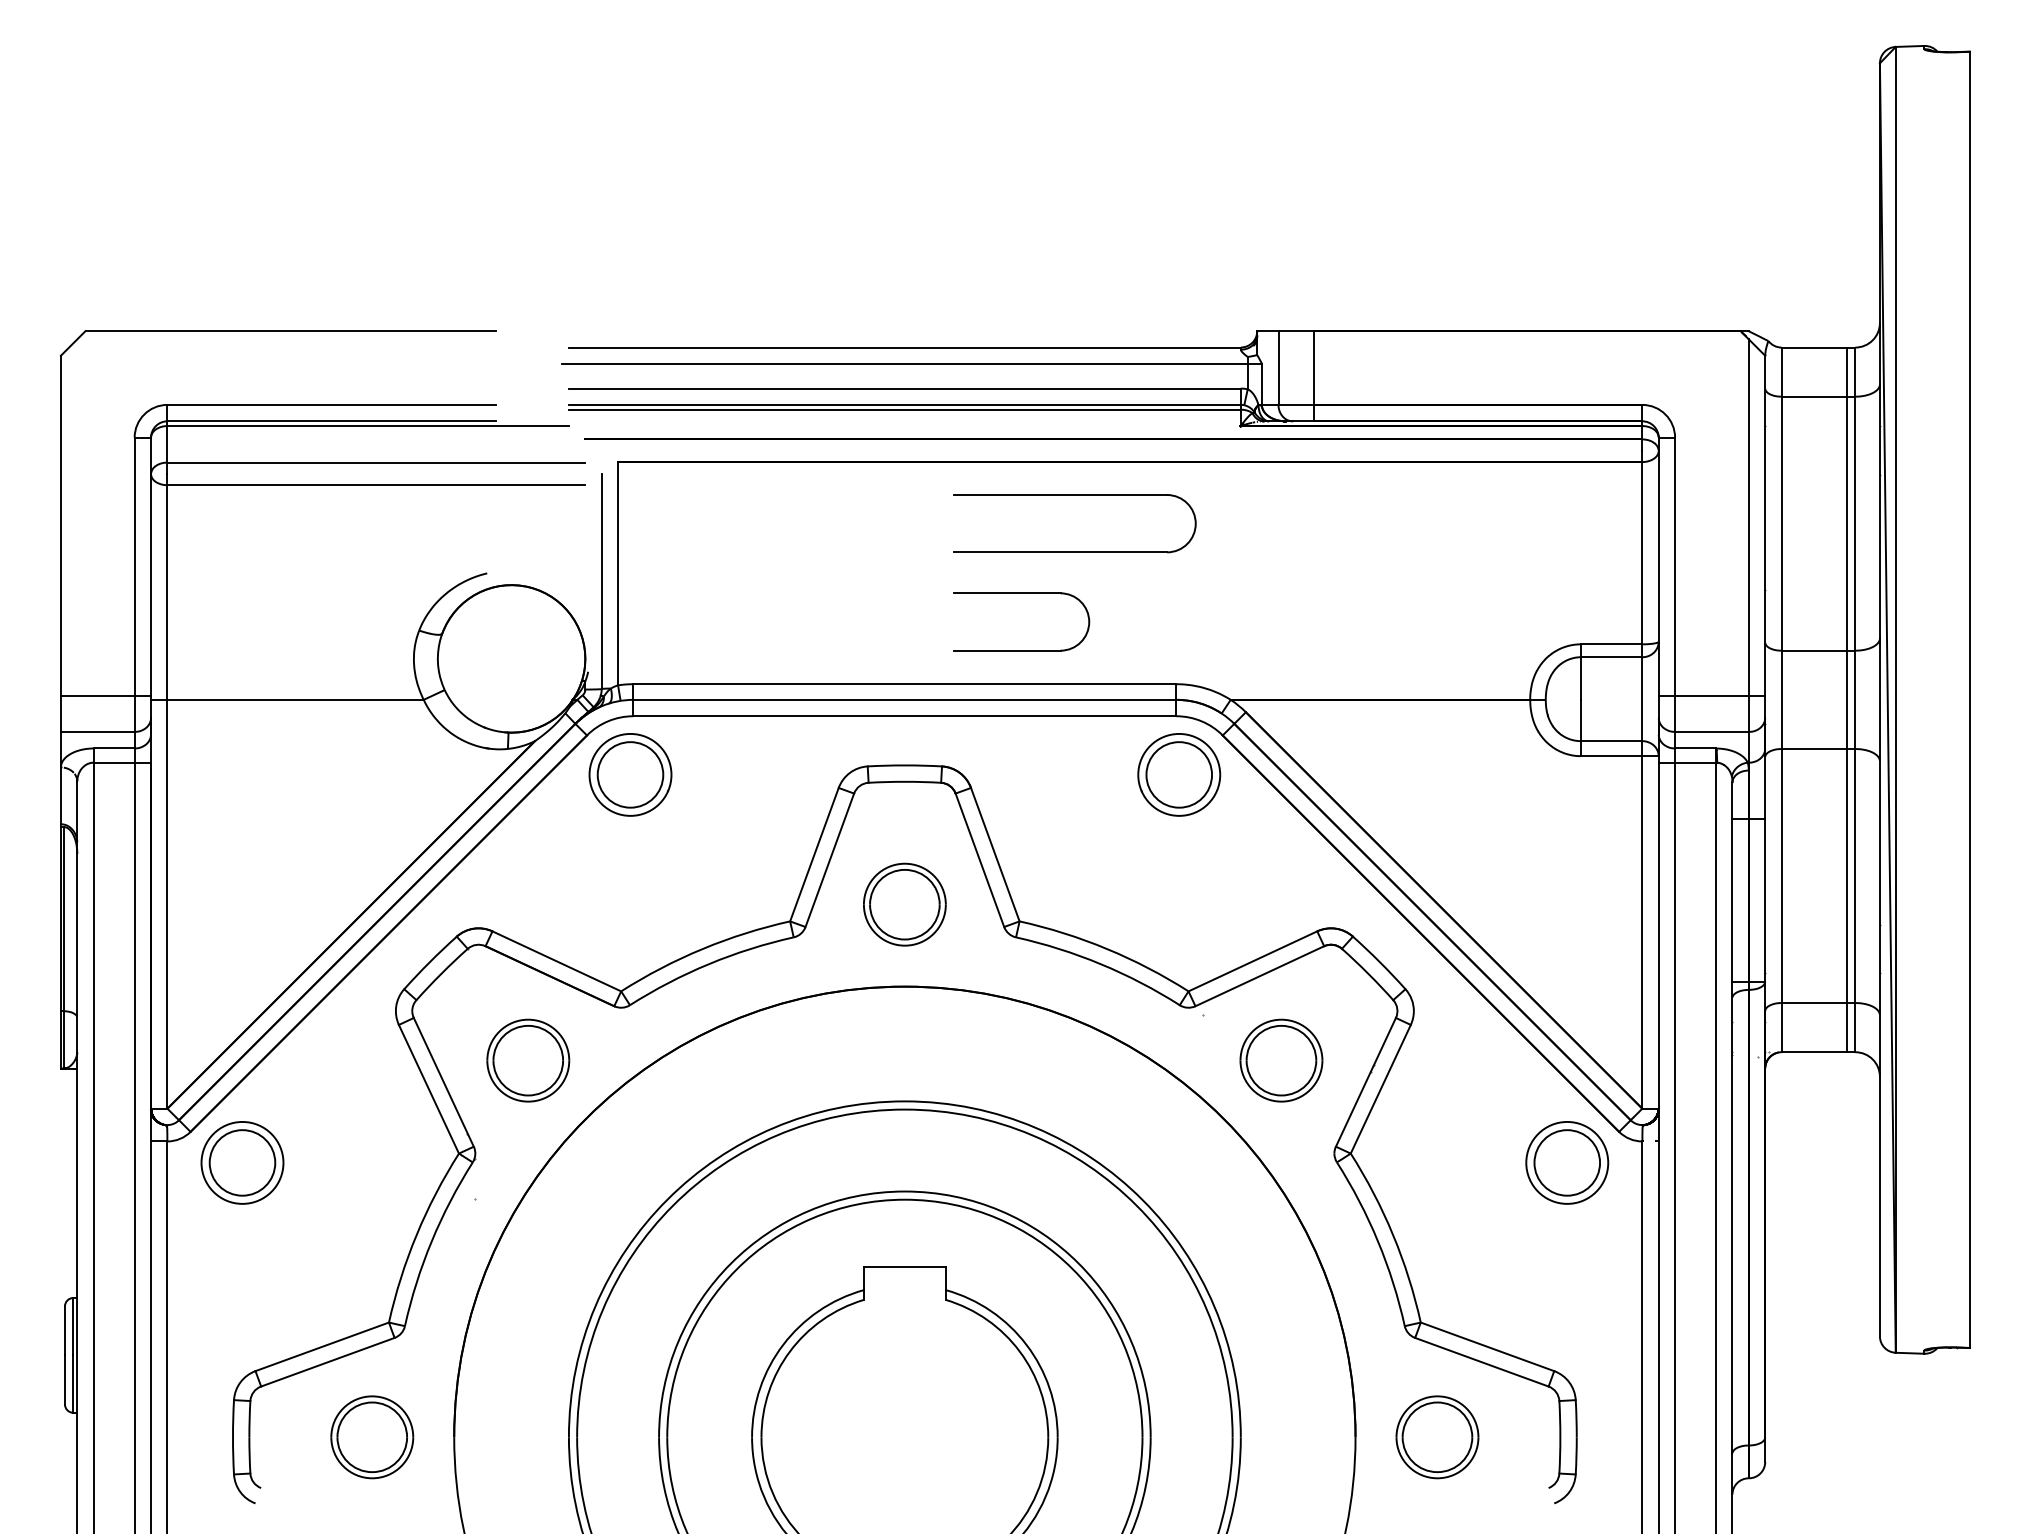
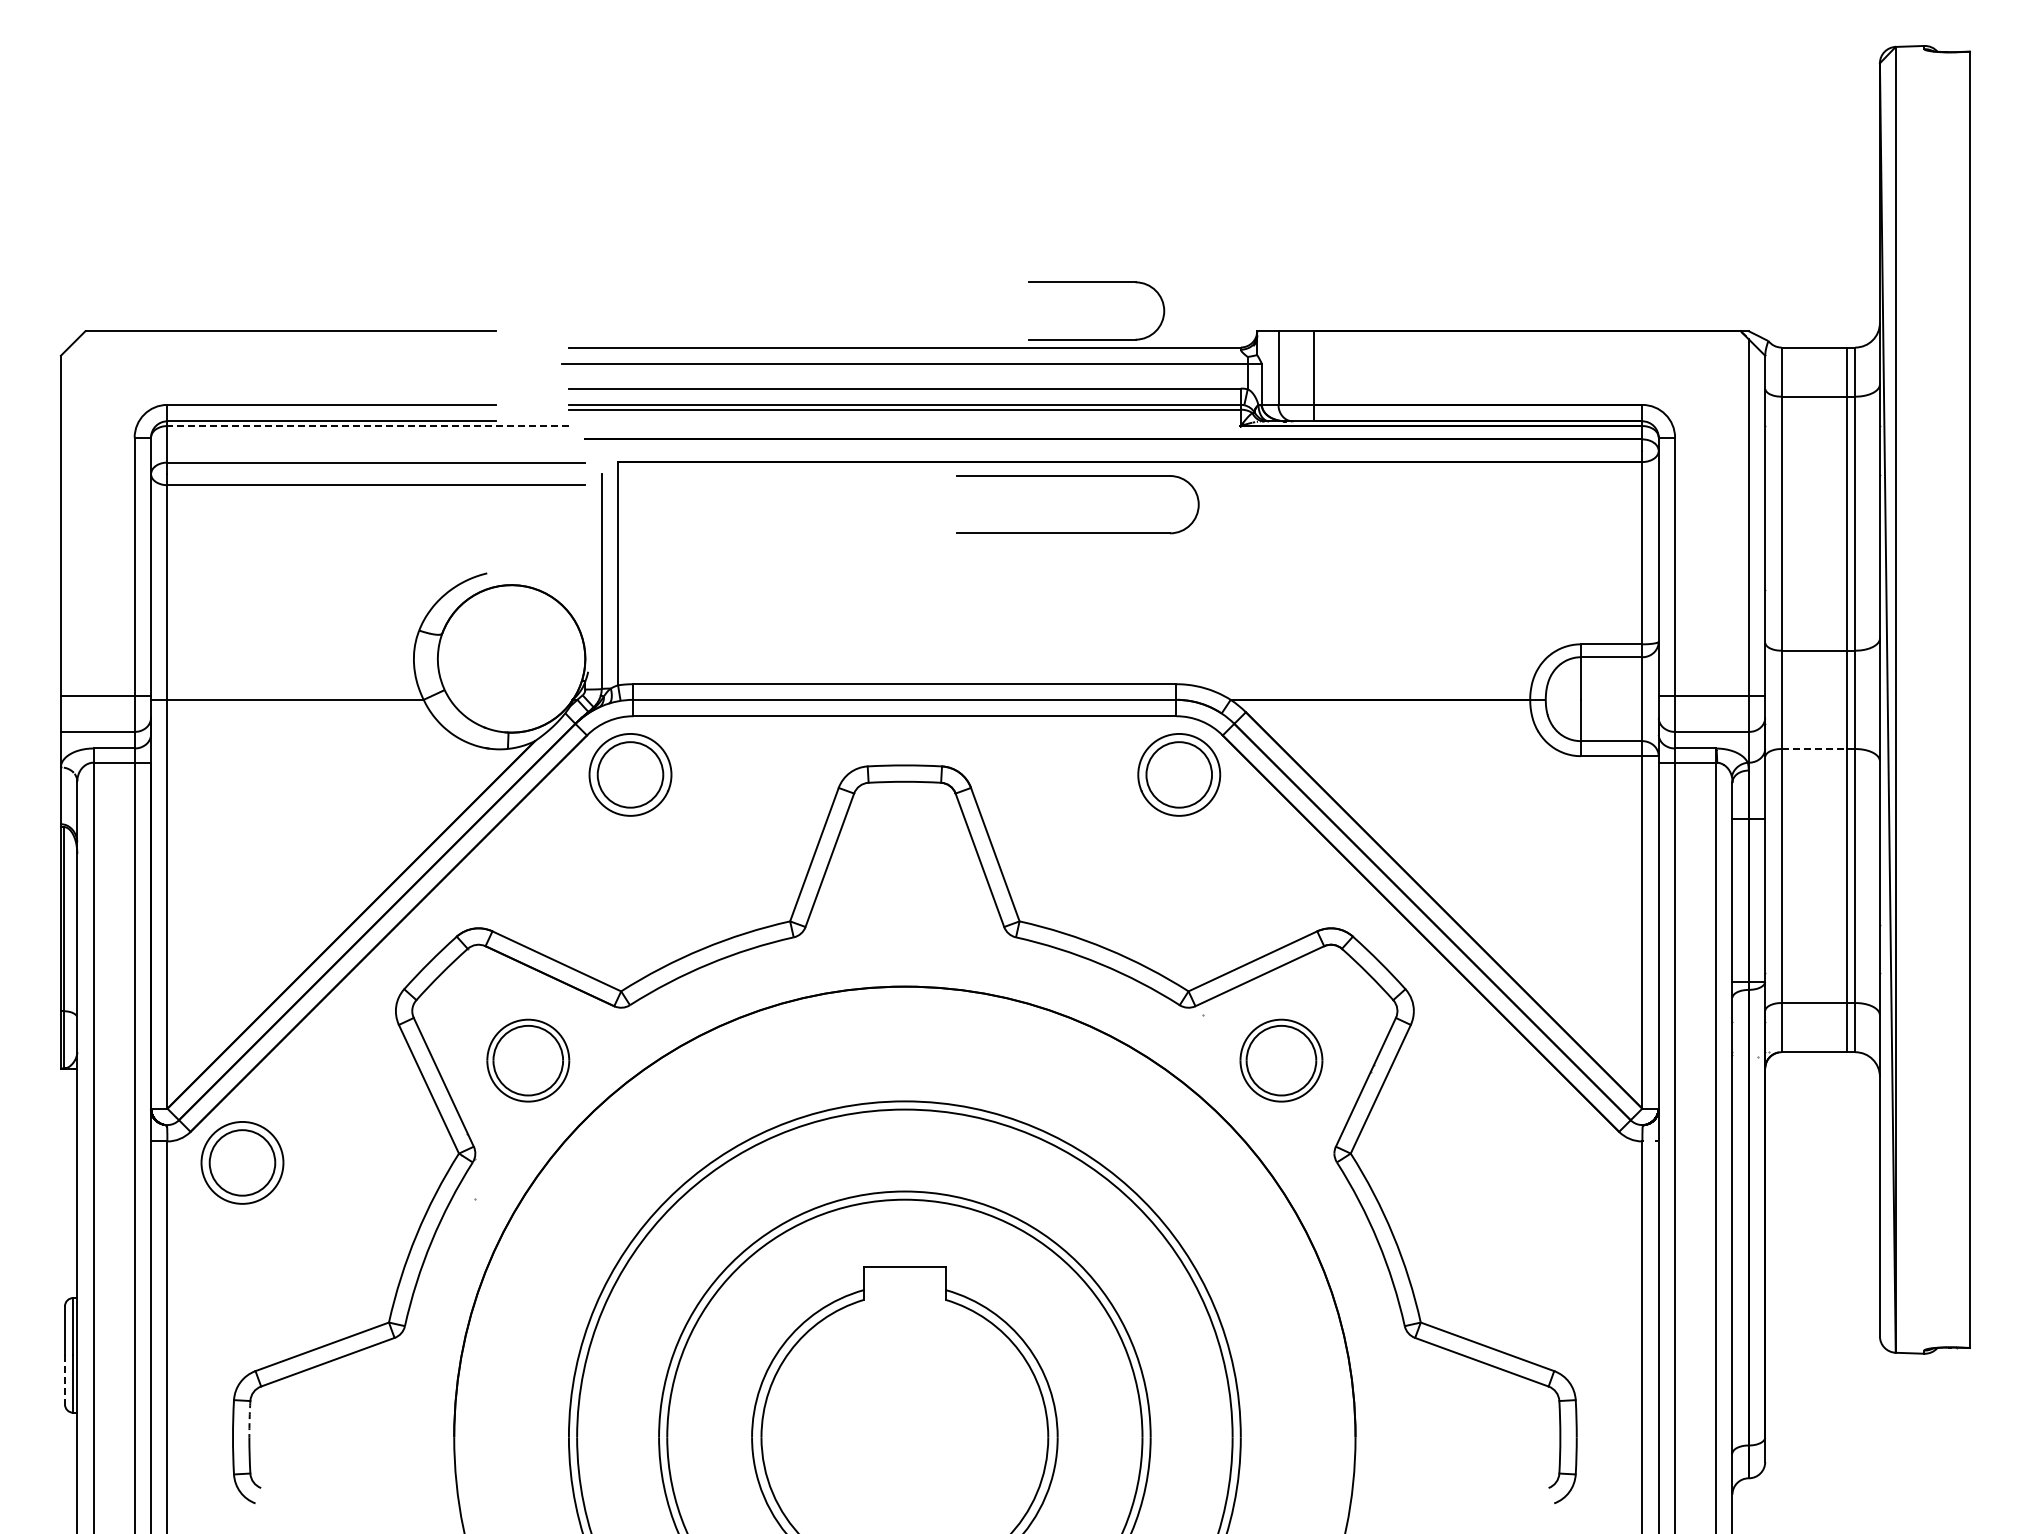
line: solid -> dashed (368, 426)
part position: (1074, 495) -> (1077, 476) (1077, 476)
part position: (1021, 593) -> (1096, 282) (1096, 282)
line: solid -> dashed (1814, 749)
part: present -> none (904, 904)
part: present -> none (1567, 1162)
line: solid -> dashed (65, 1379)
arc: solid -> dashed (249, 1419)
part: present -> none (372, 1437)
part: present -> none (1437, 1437)
